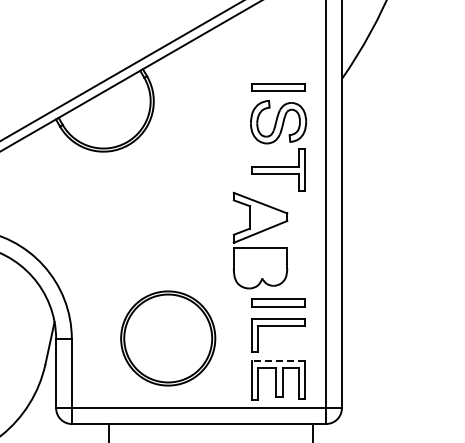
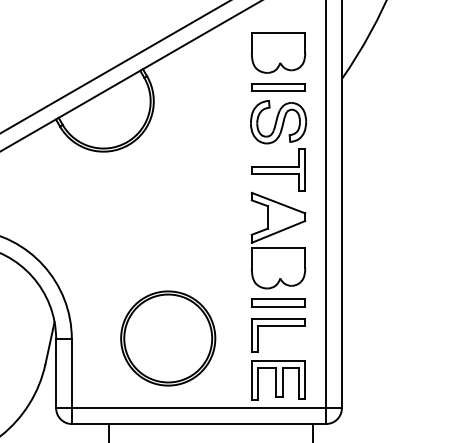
part: none -> present (278, 52)
line position: (121, 70) -> (114, 67) (114, 67)
part position: (257, 234) -> (275, 234) (275, 234)
line: dashed -> solid (278, 360)
